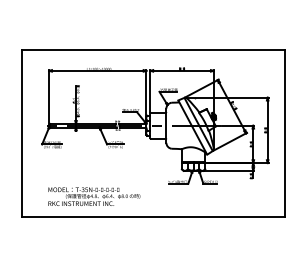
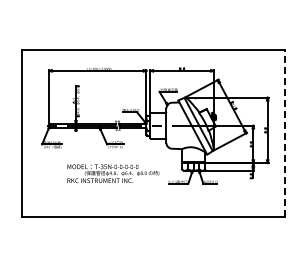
line: solid -> dashed (284, 133)
text position: (94, 196) -> (113, 173) (113, 173)
